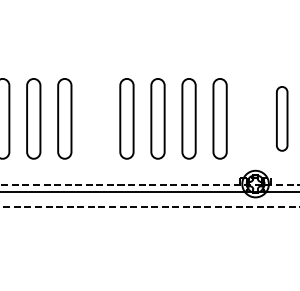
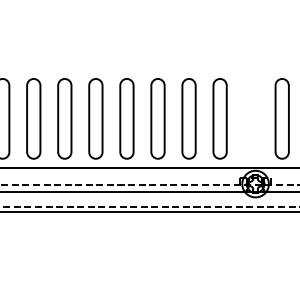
part: none -> present (95, 118)
part size: 13x66 px -> 16x82 px (281, 118)
line: none -> present (149, 167)
line: none -> present (149, 212)
